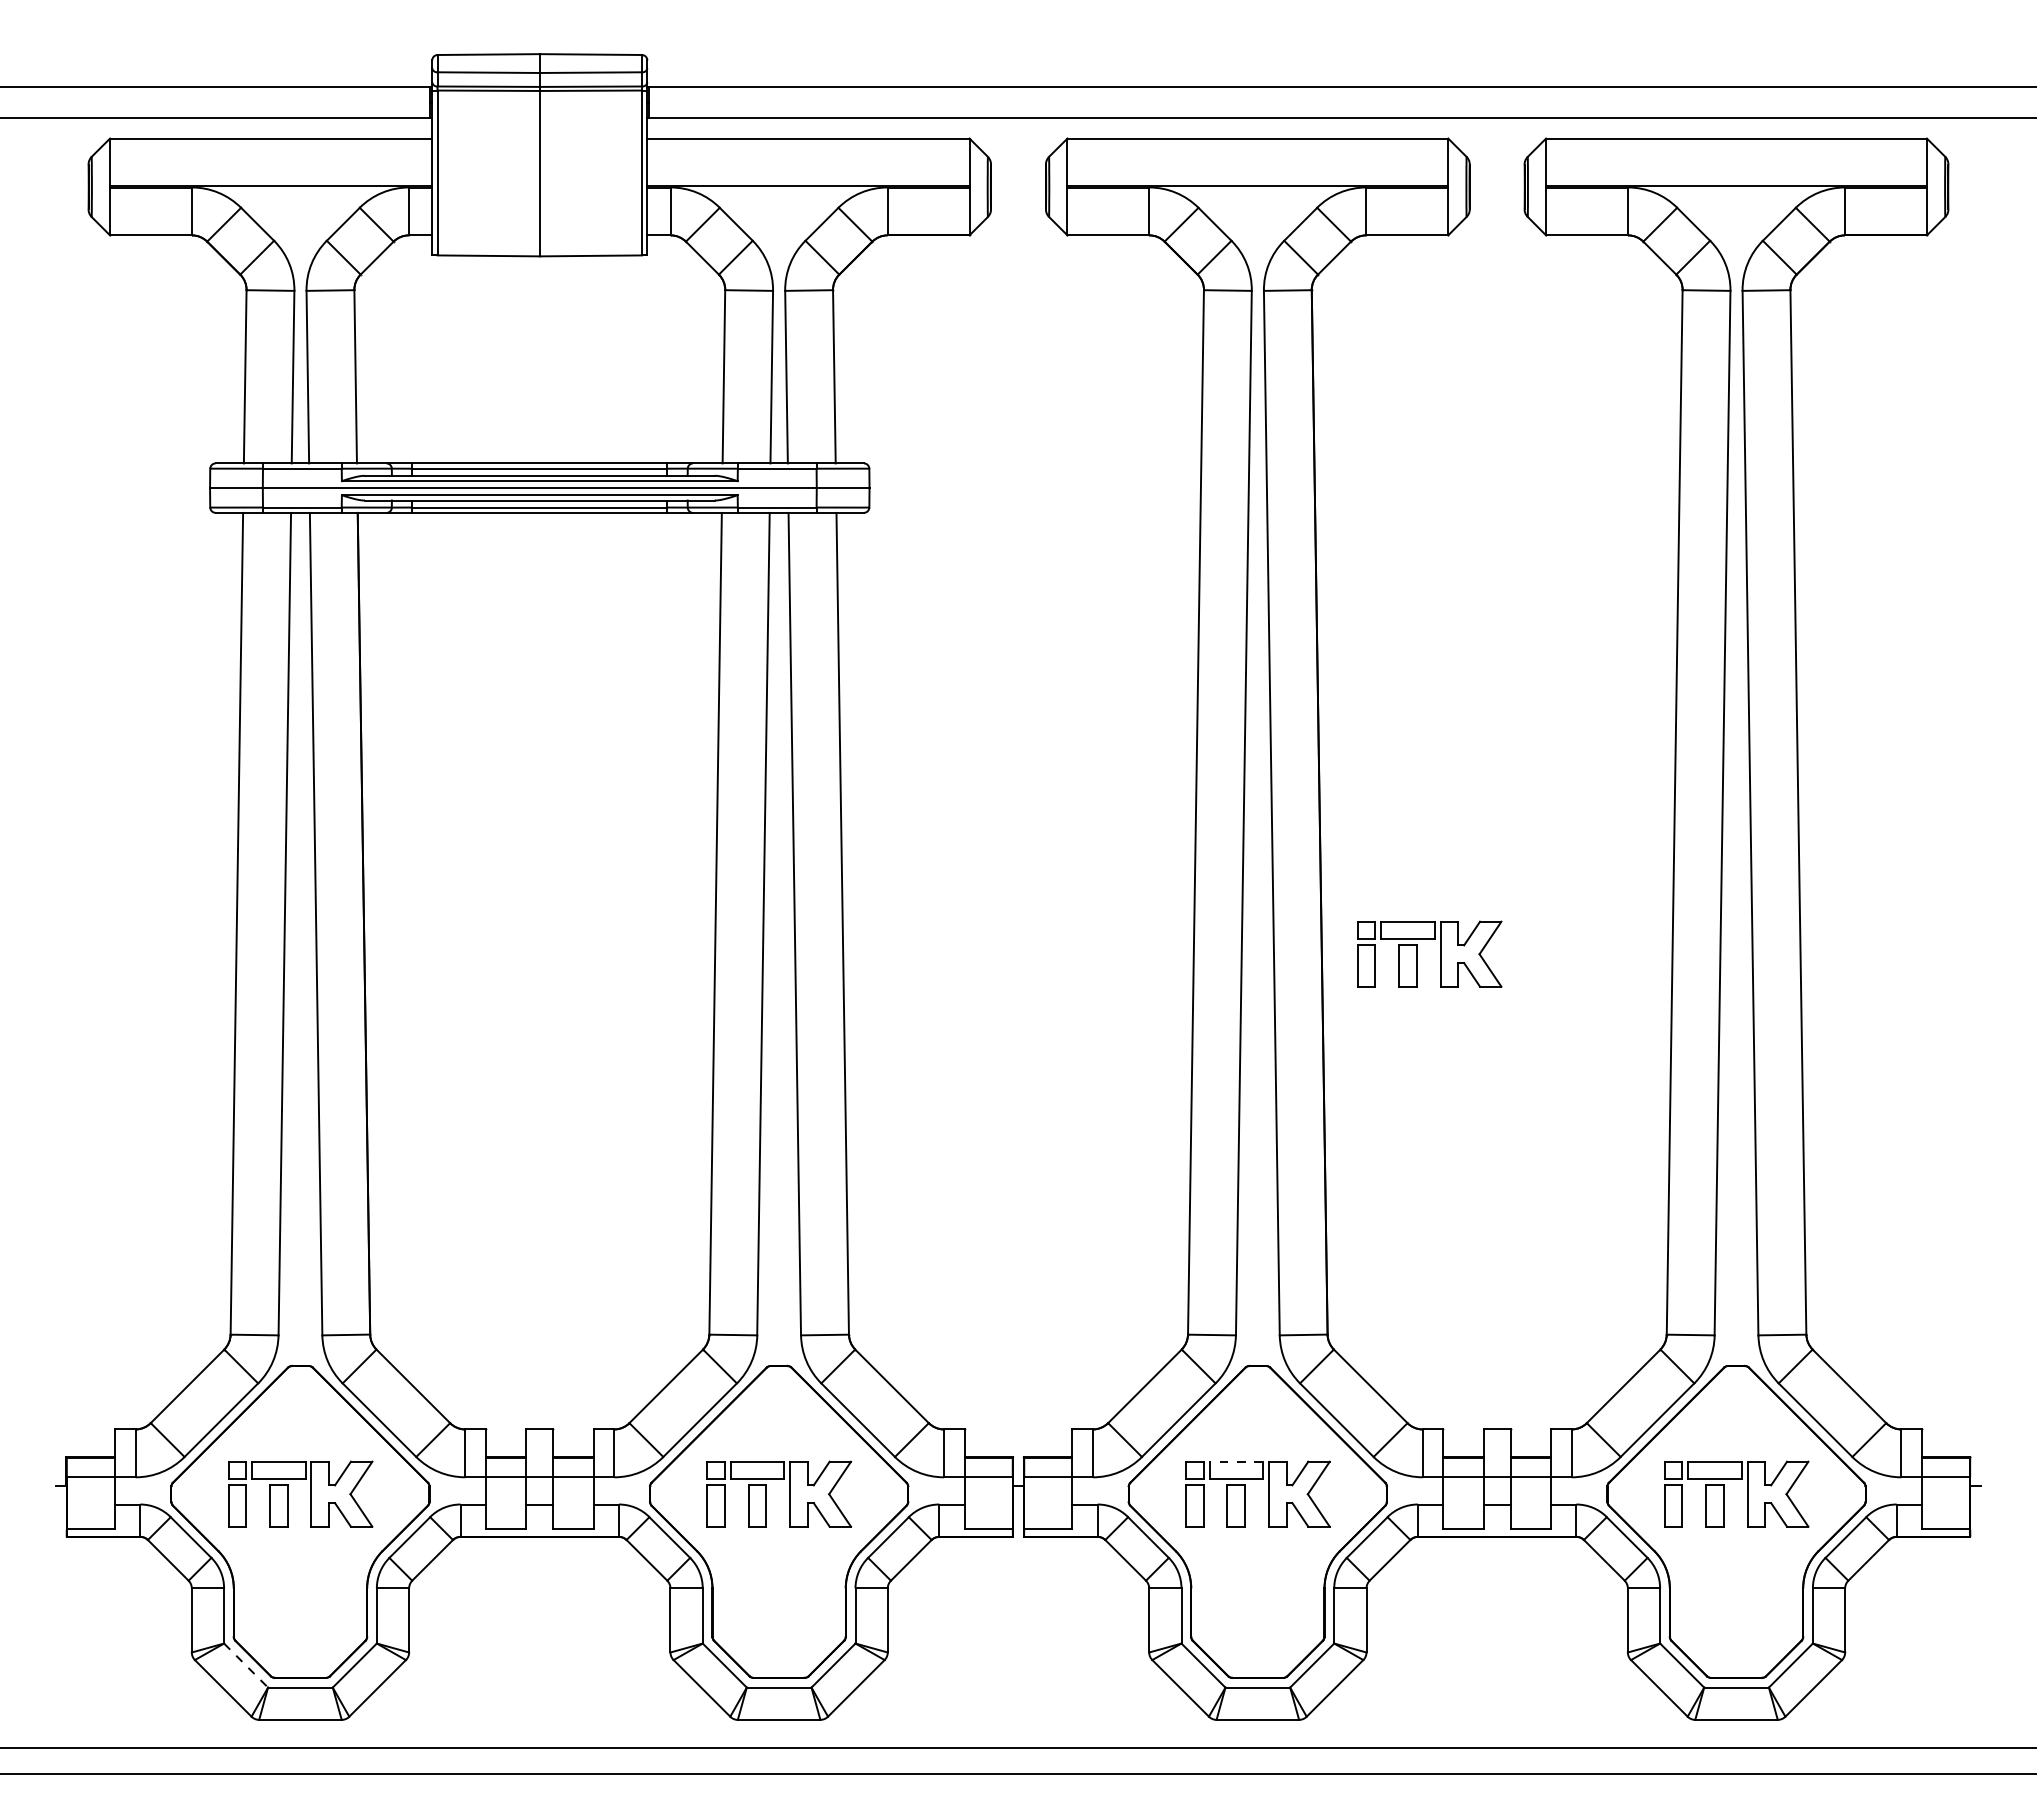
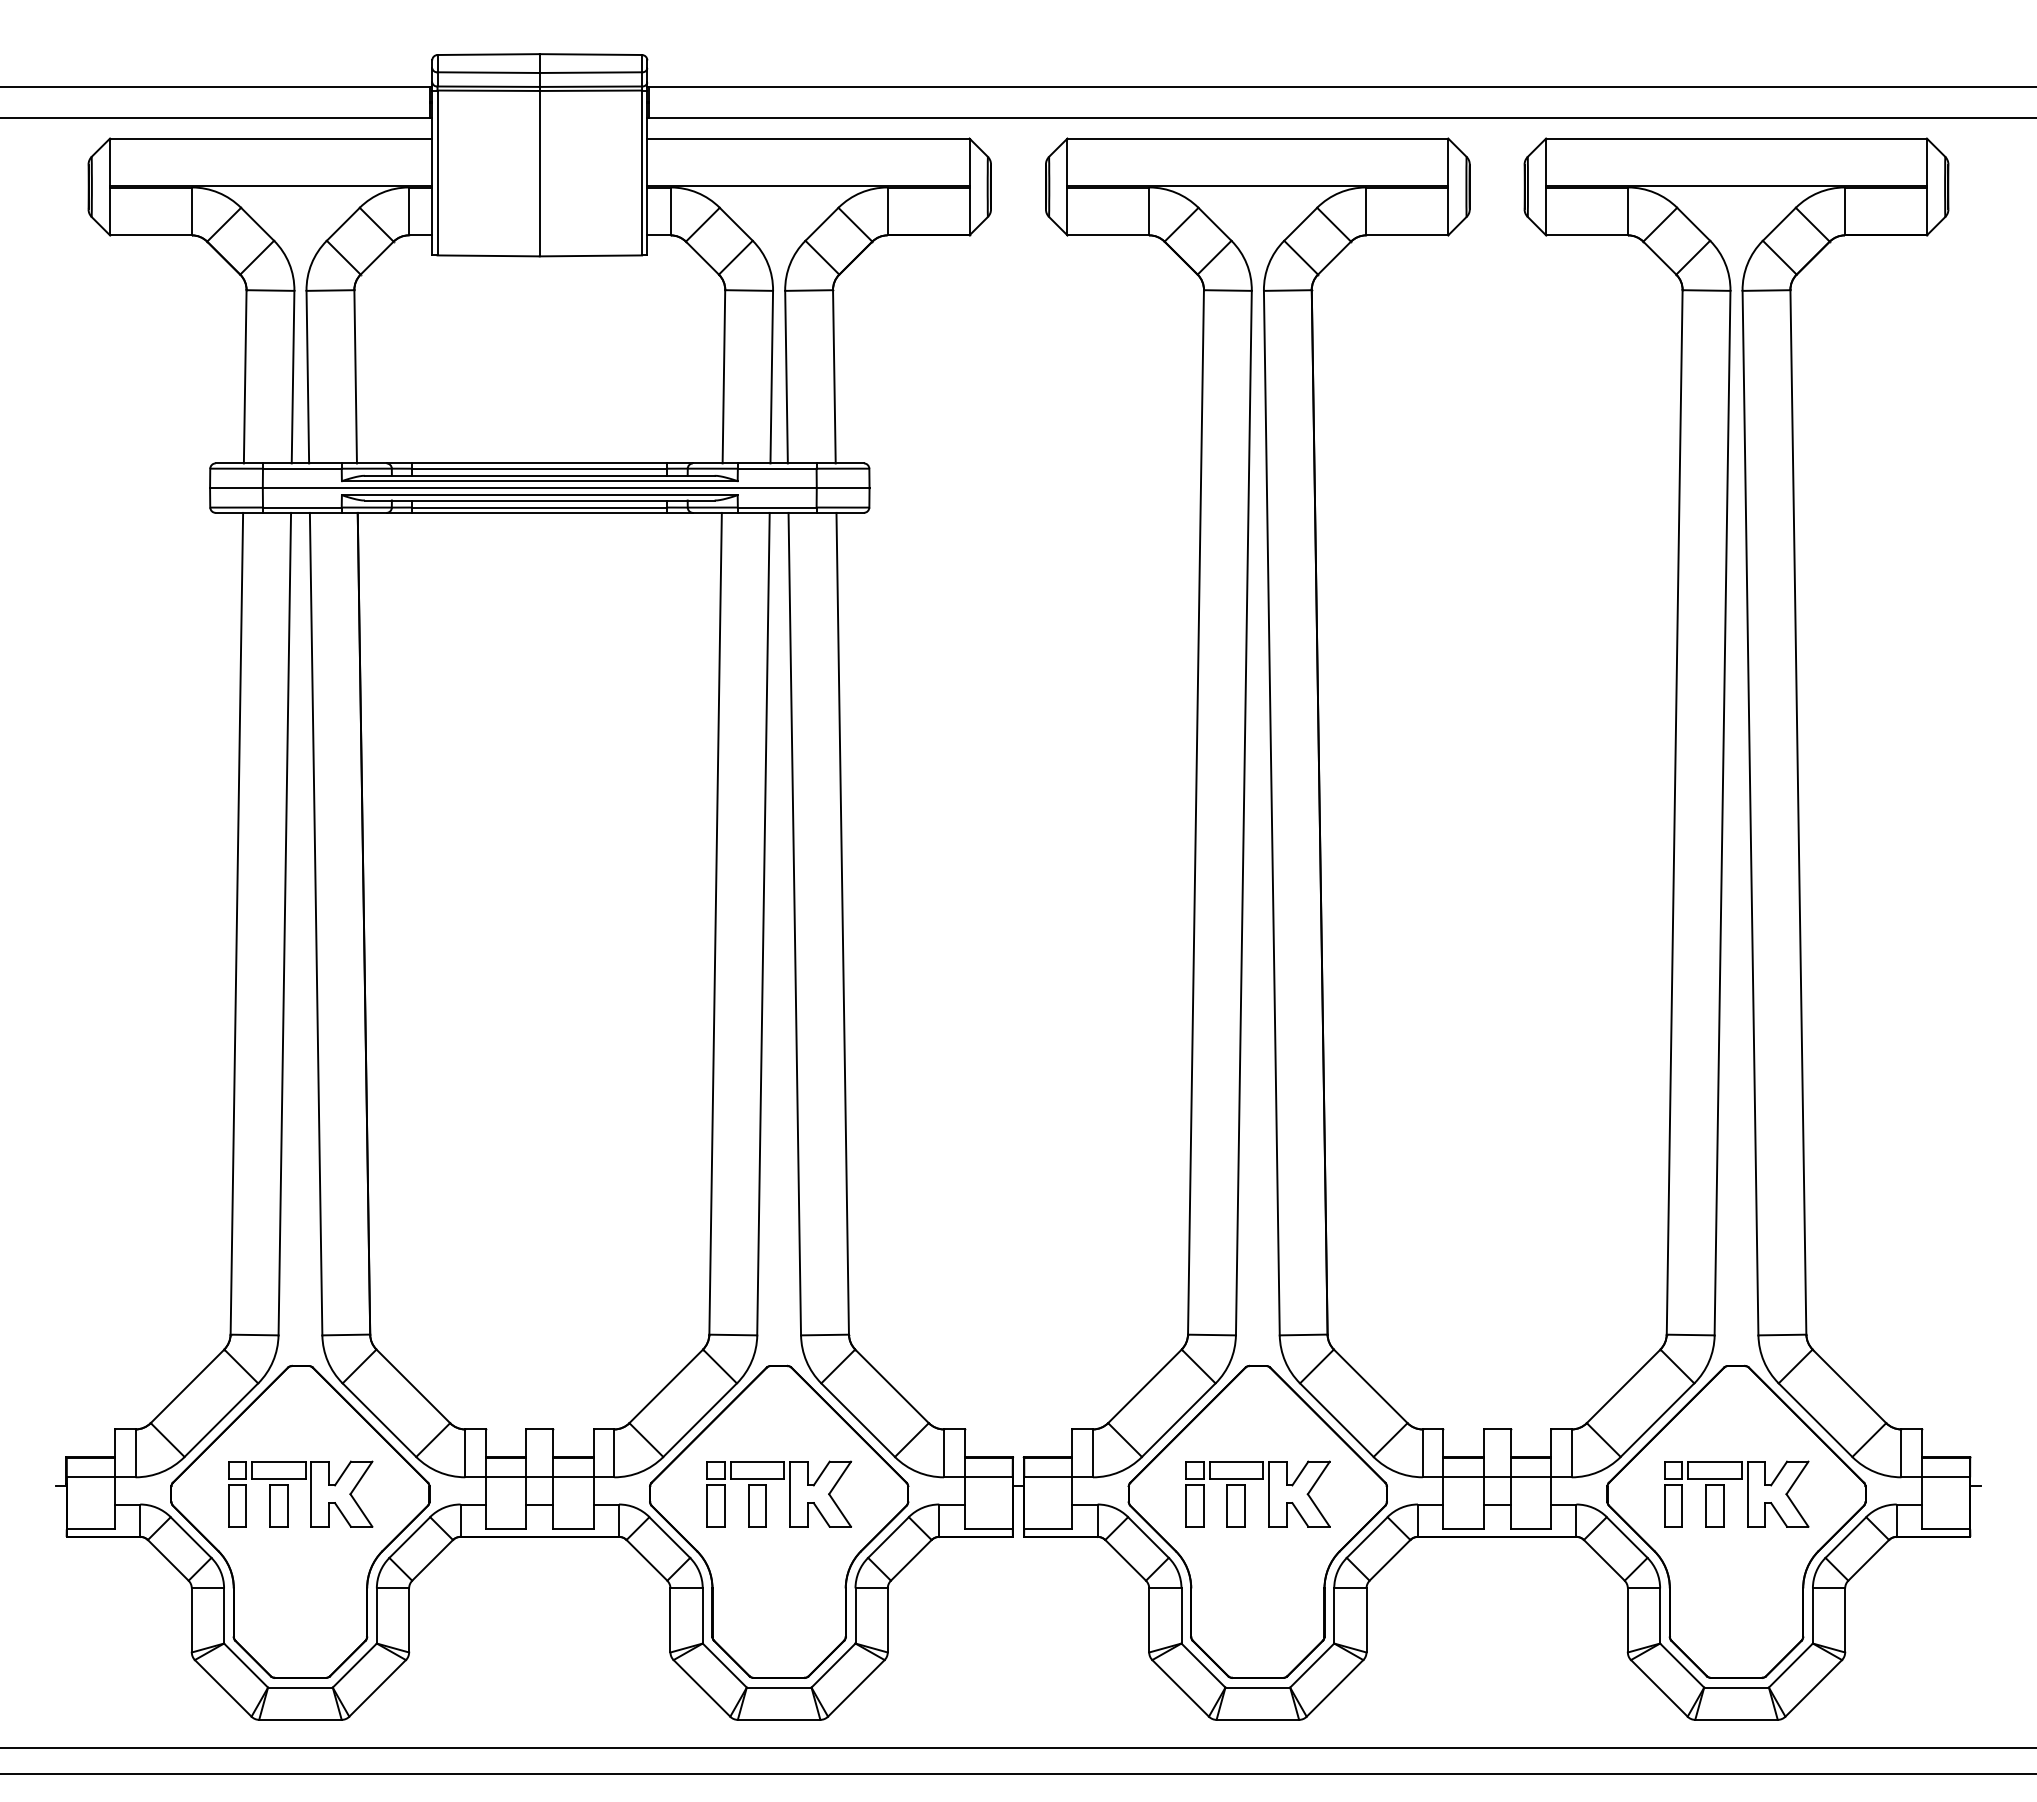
part: present -> none (1440, 953)
line: dashed -> solid (1236, 1461)
line: dashed -> solid (246, 1665)
